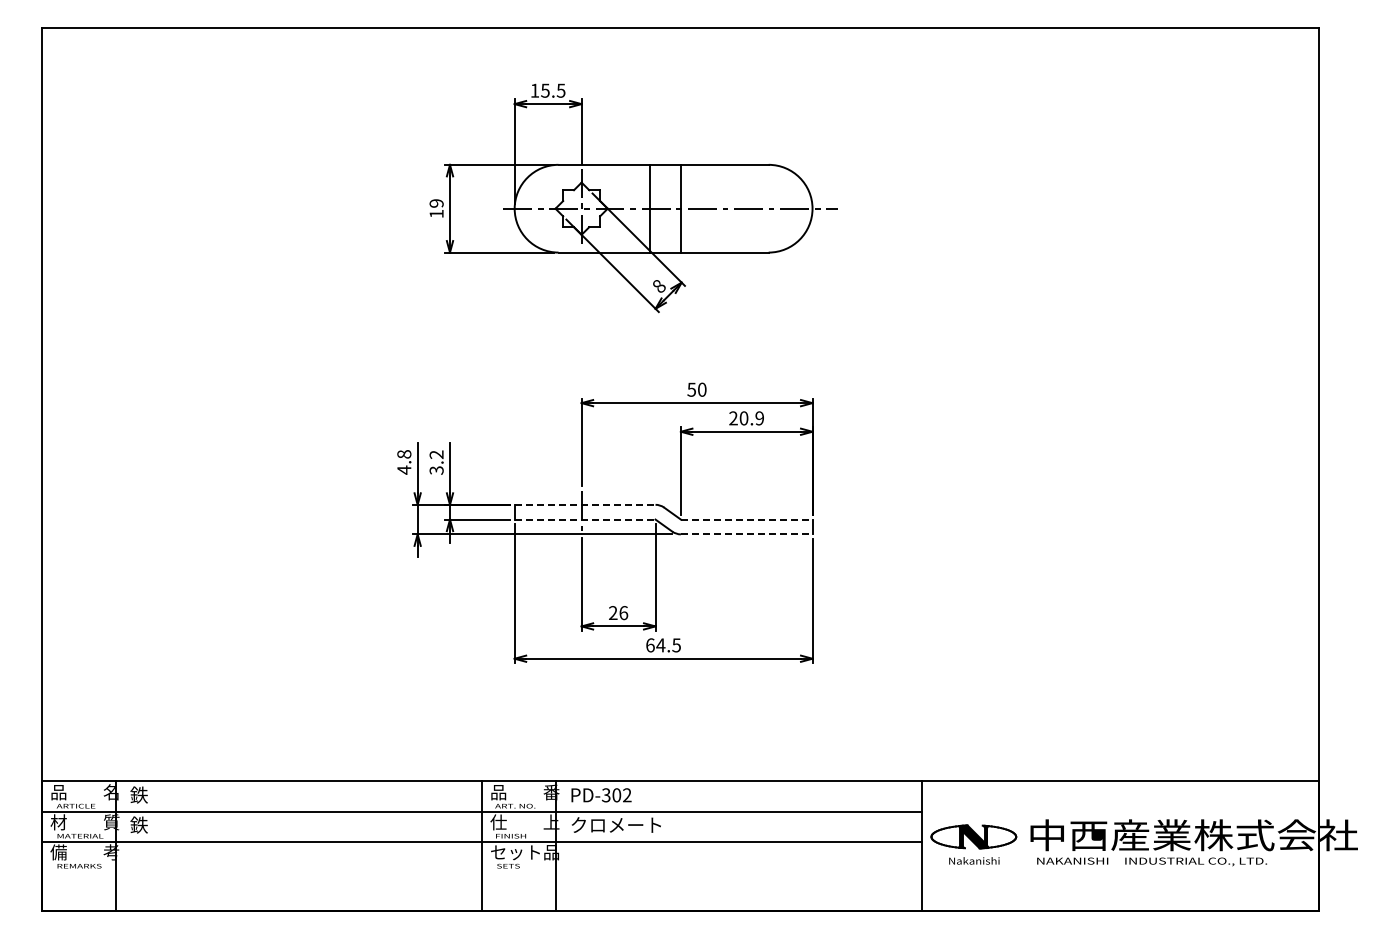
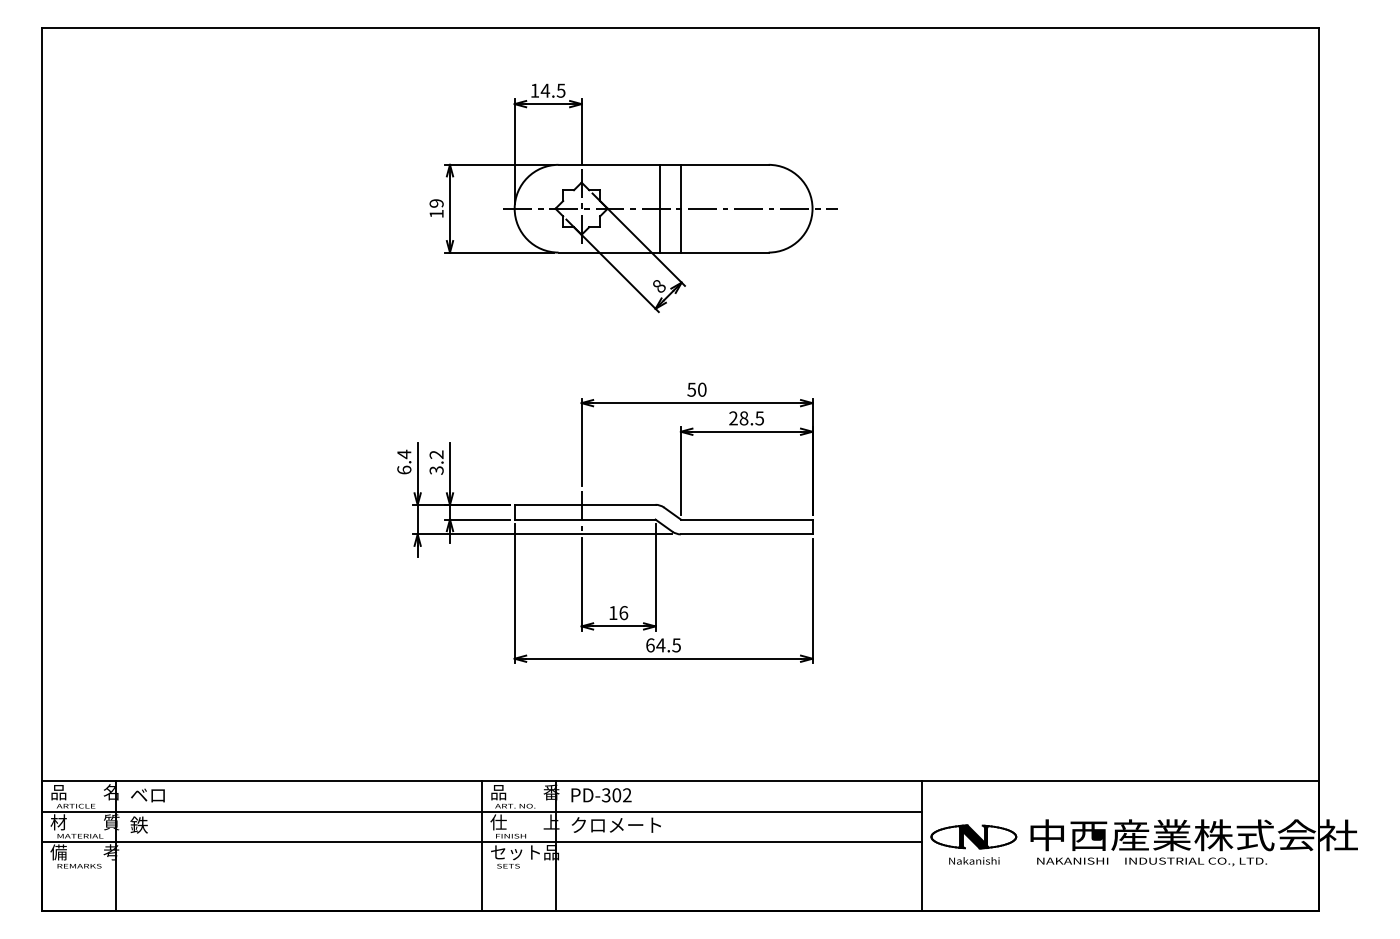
text: 15.5 -> 14.5 (545, 90)
line position: (650, 208) -> (660, 208) (660, 208)
text: 20.9 -> 28.5 (751, 418)
text: 4.8 -> 6.4 (404, 461)
line: dashed -> solid (585, 504)
line: dashed -> solid (585, 519)
line: dashed -> solid (746, 519)
line: dashed -> solid (746, 534)
text: 26 -> 16 (613, 612)
text: 鉄 -> ベロ (147, 794)
